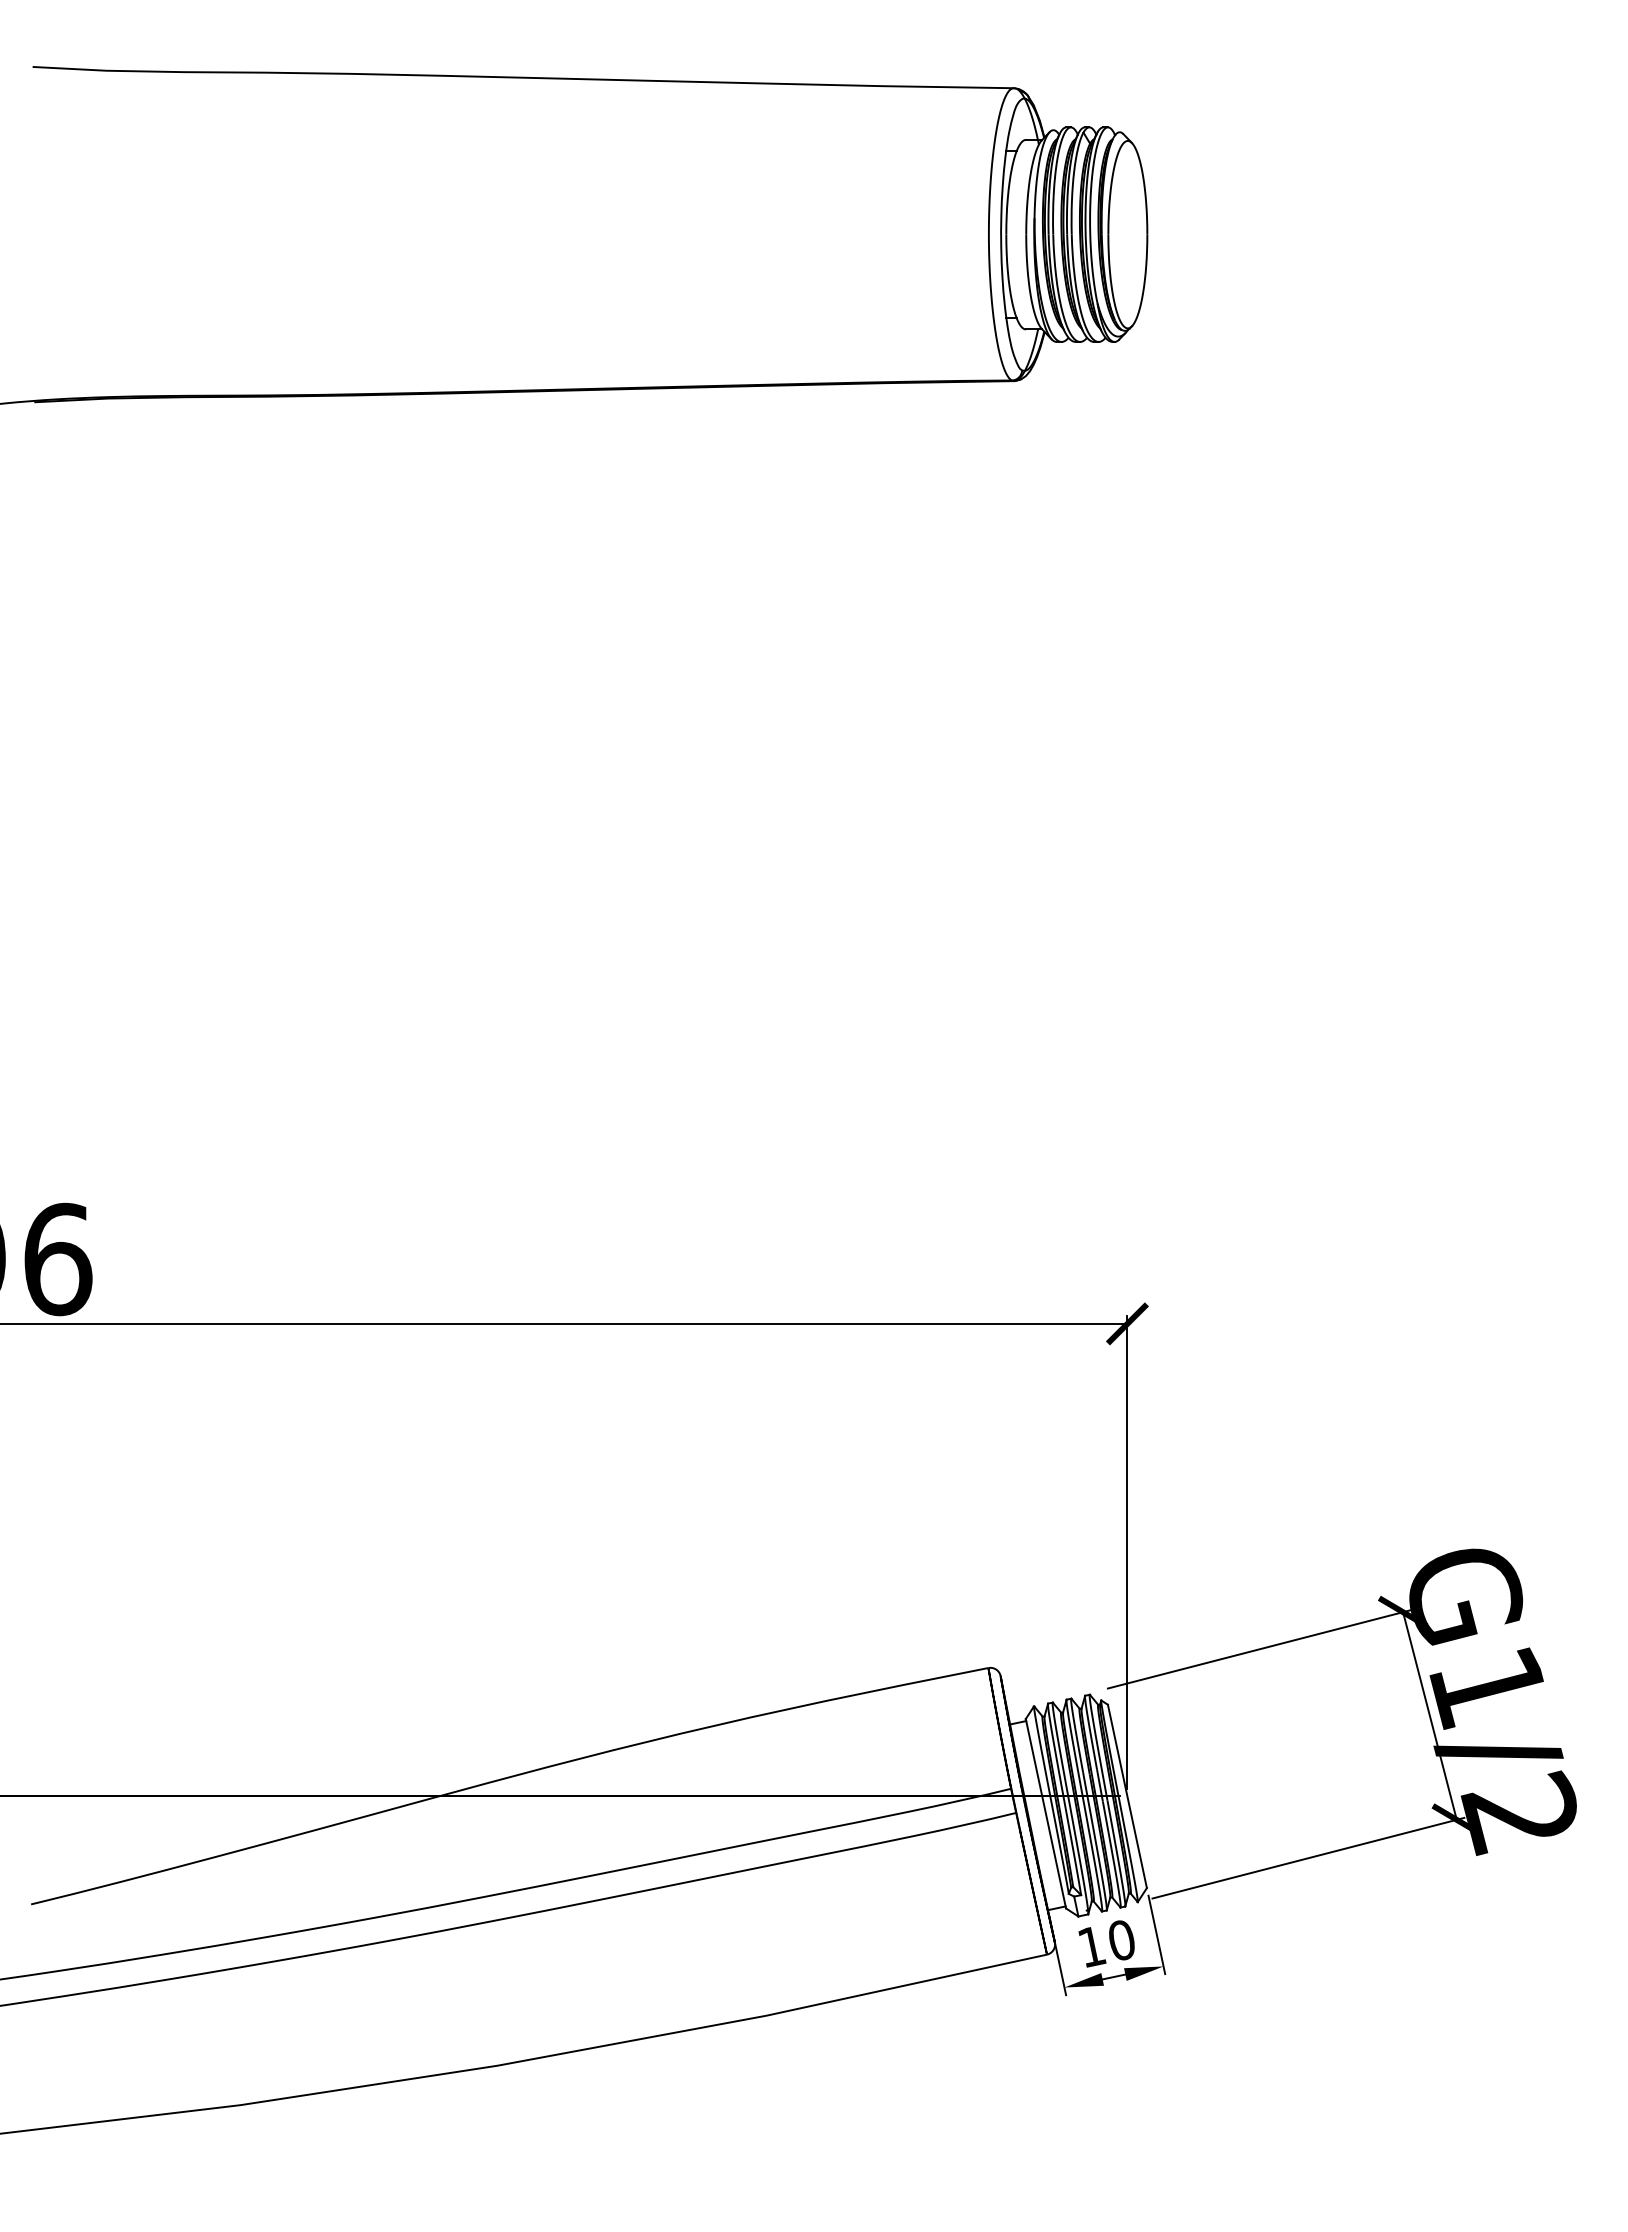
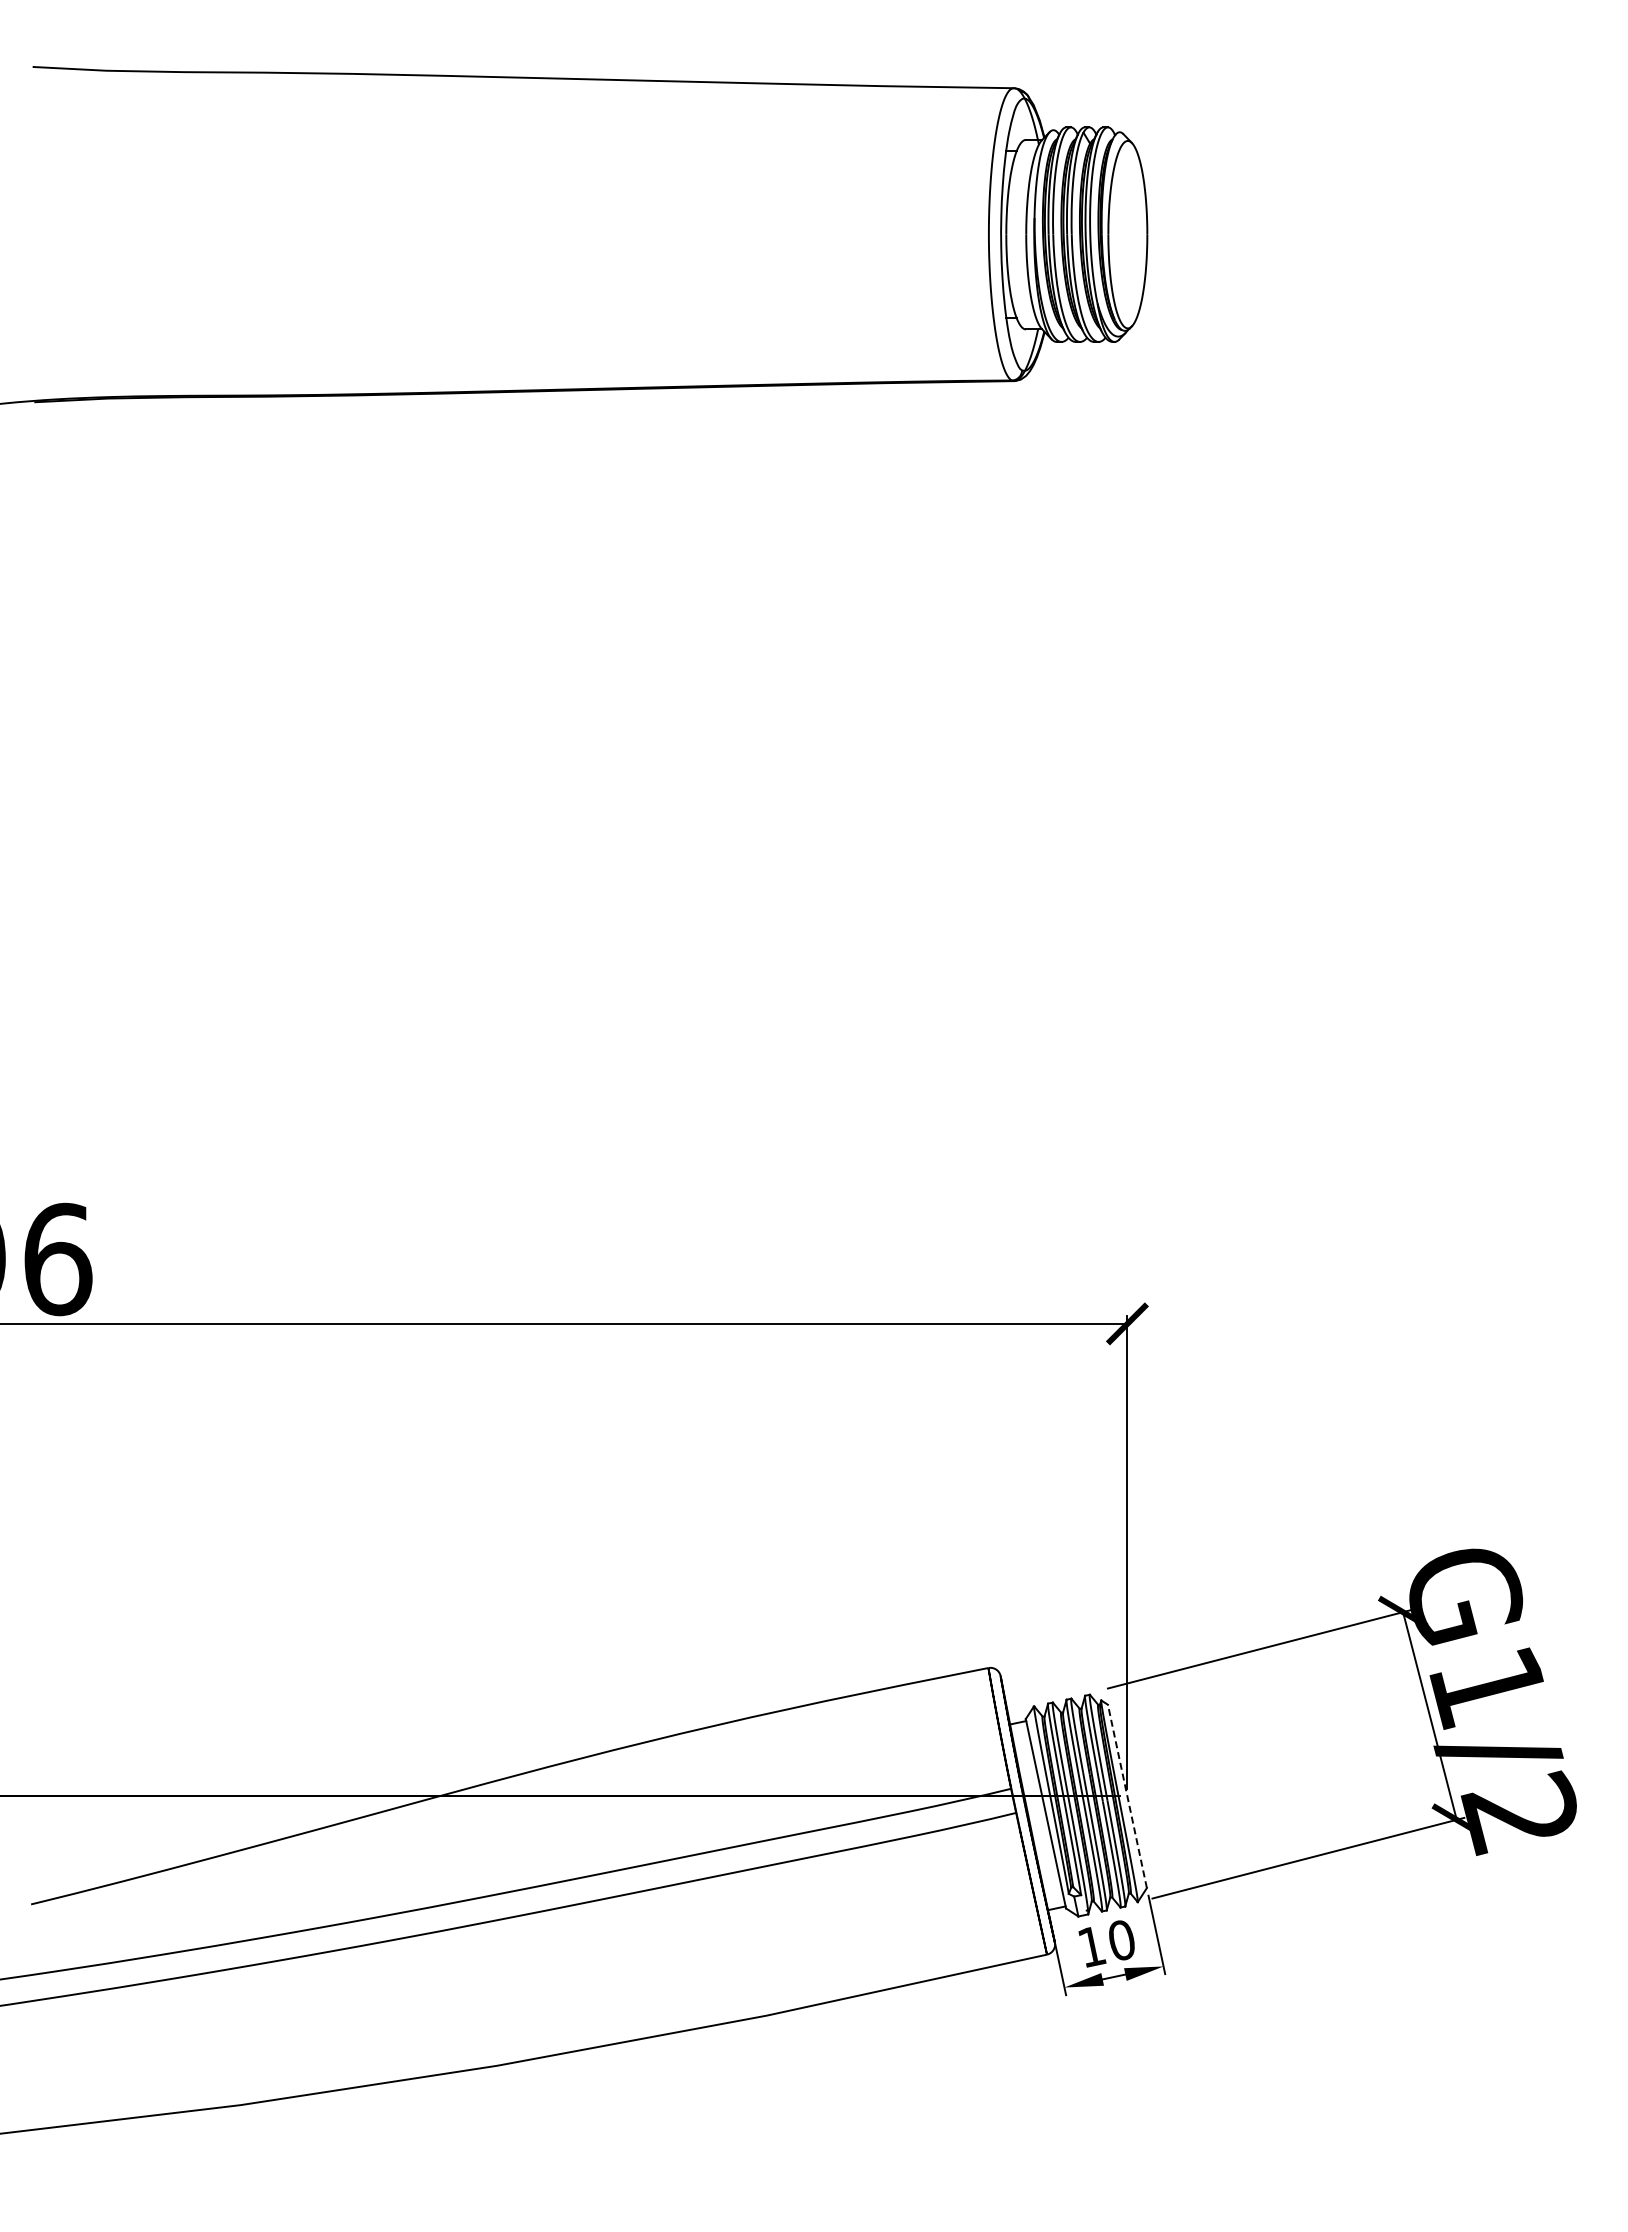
line: solid -> dashed (1127, 1796)
